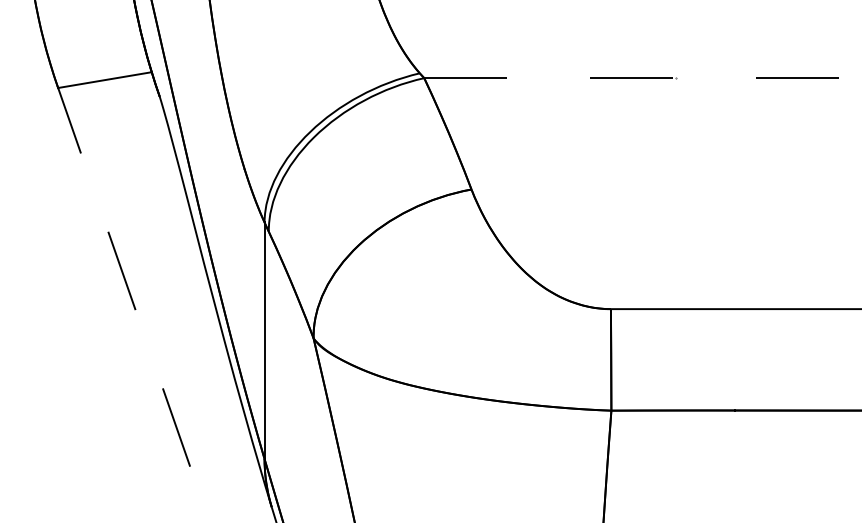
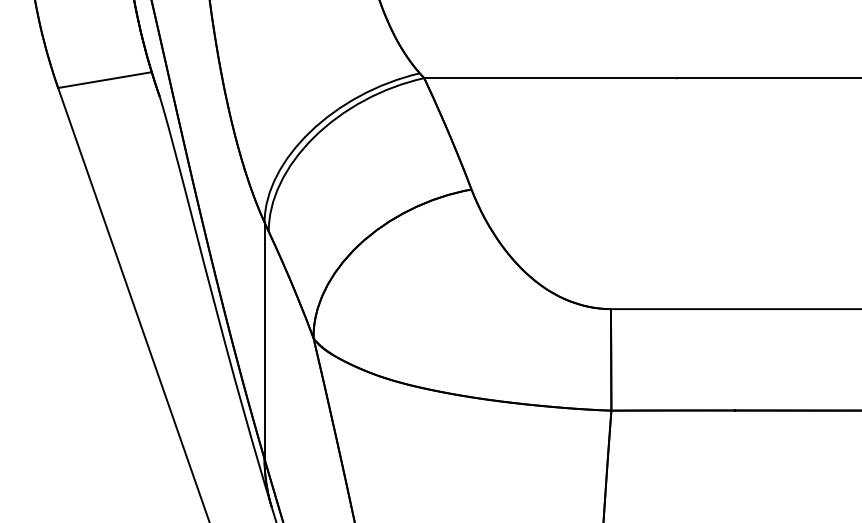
line: dashed -> solid (643, 78)
line: dashed -> solid (133, 305)
